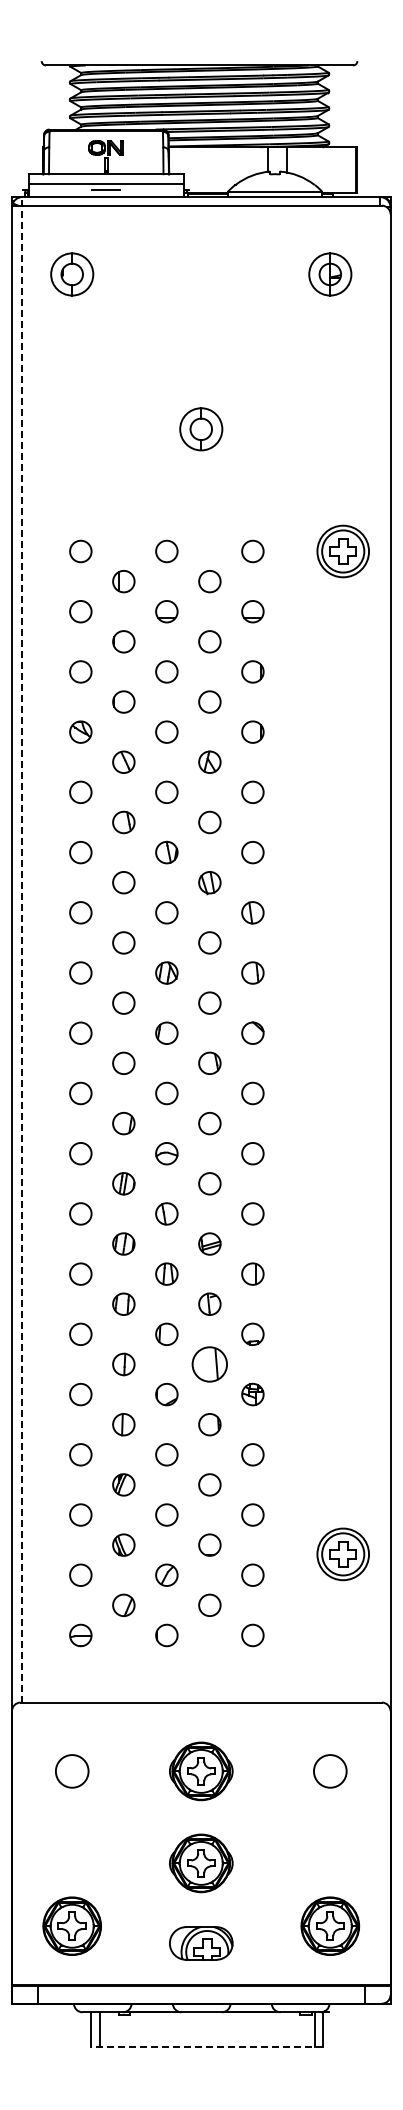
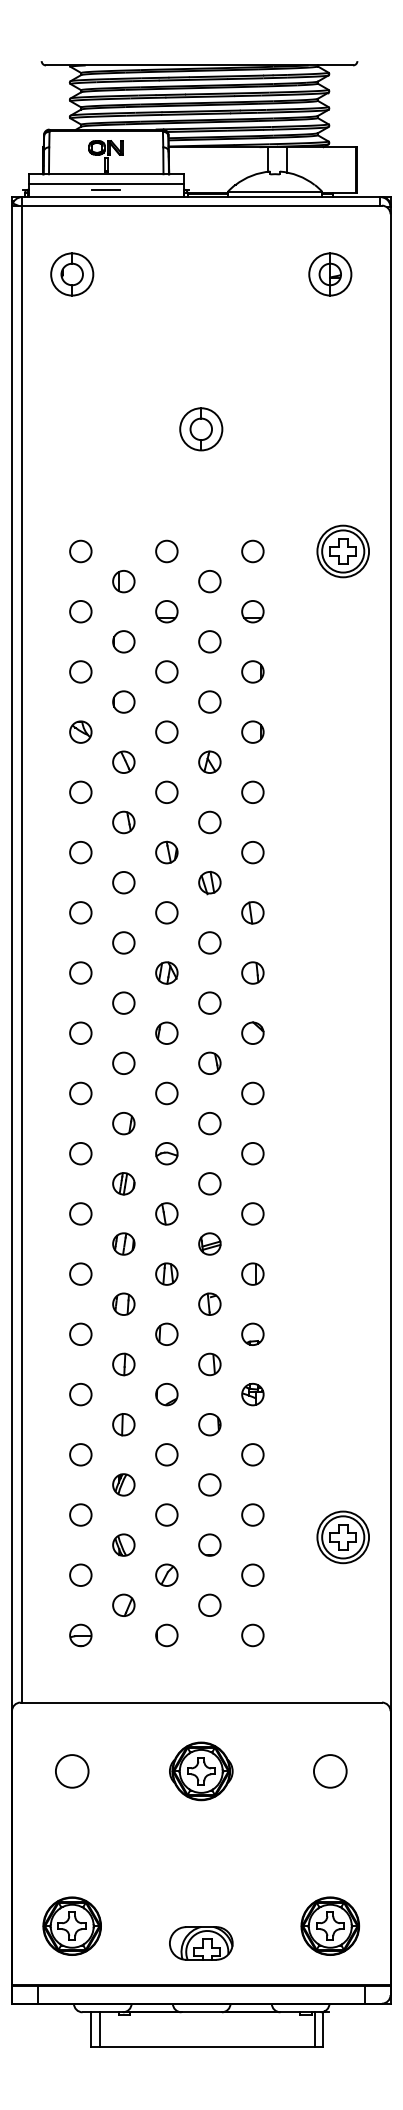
line: dashed -> solid (22, 949)
part size: 37x37 px -> 24x25 px (209, 1364)
part position: (342, 1554) -> (342, 1537) (342, 1537)
part: present -> none (201, 1863)
line: dashed -> solid (206, 2046)
